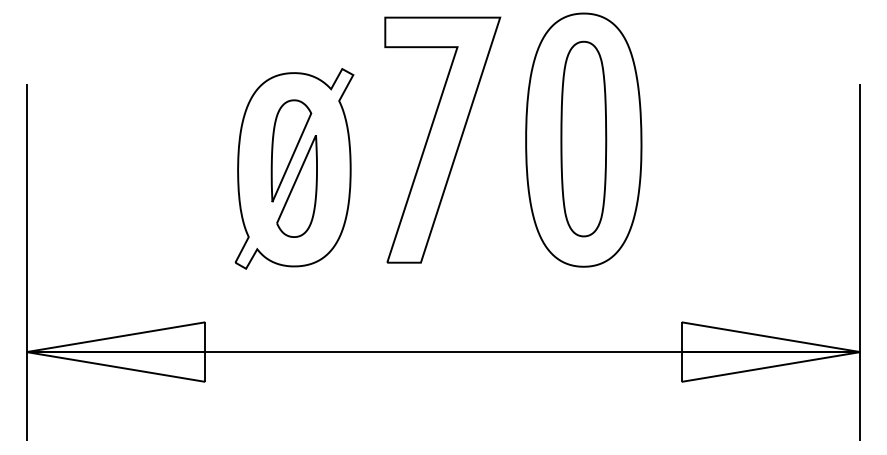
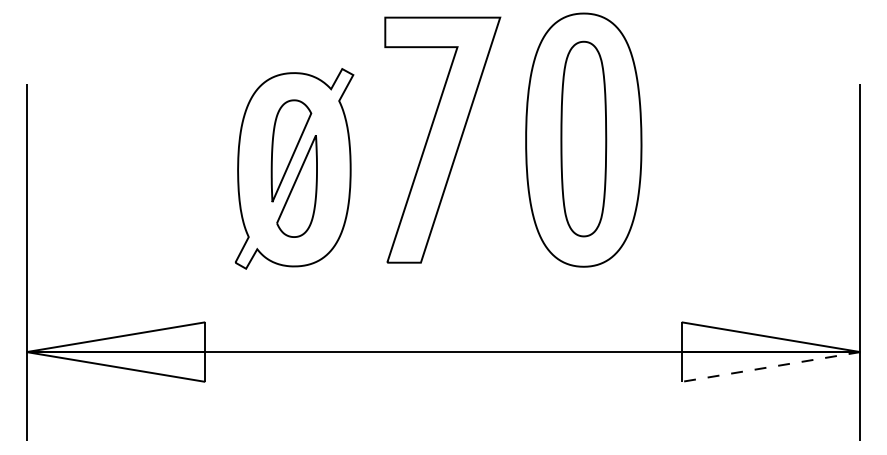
line: solid -> dashed (771, 366)
